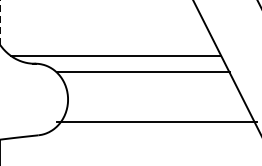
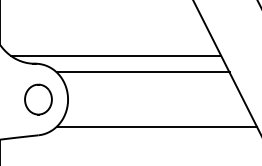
line: dashed -> solid (0, 22)
part: none -> present (38, 99)
line position: (156, 121) -> (156, 126) (156, 126)
